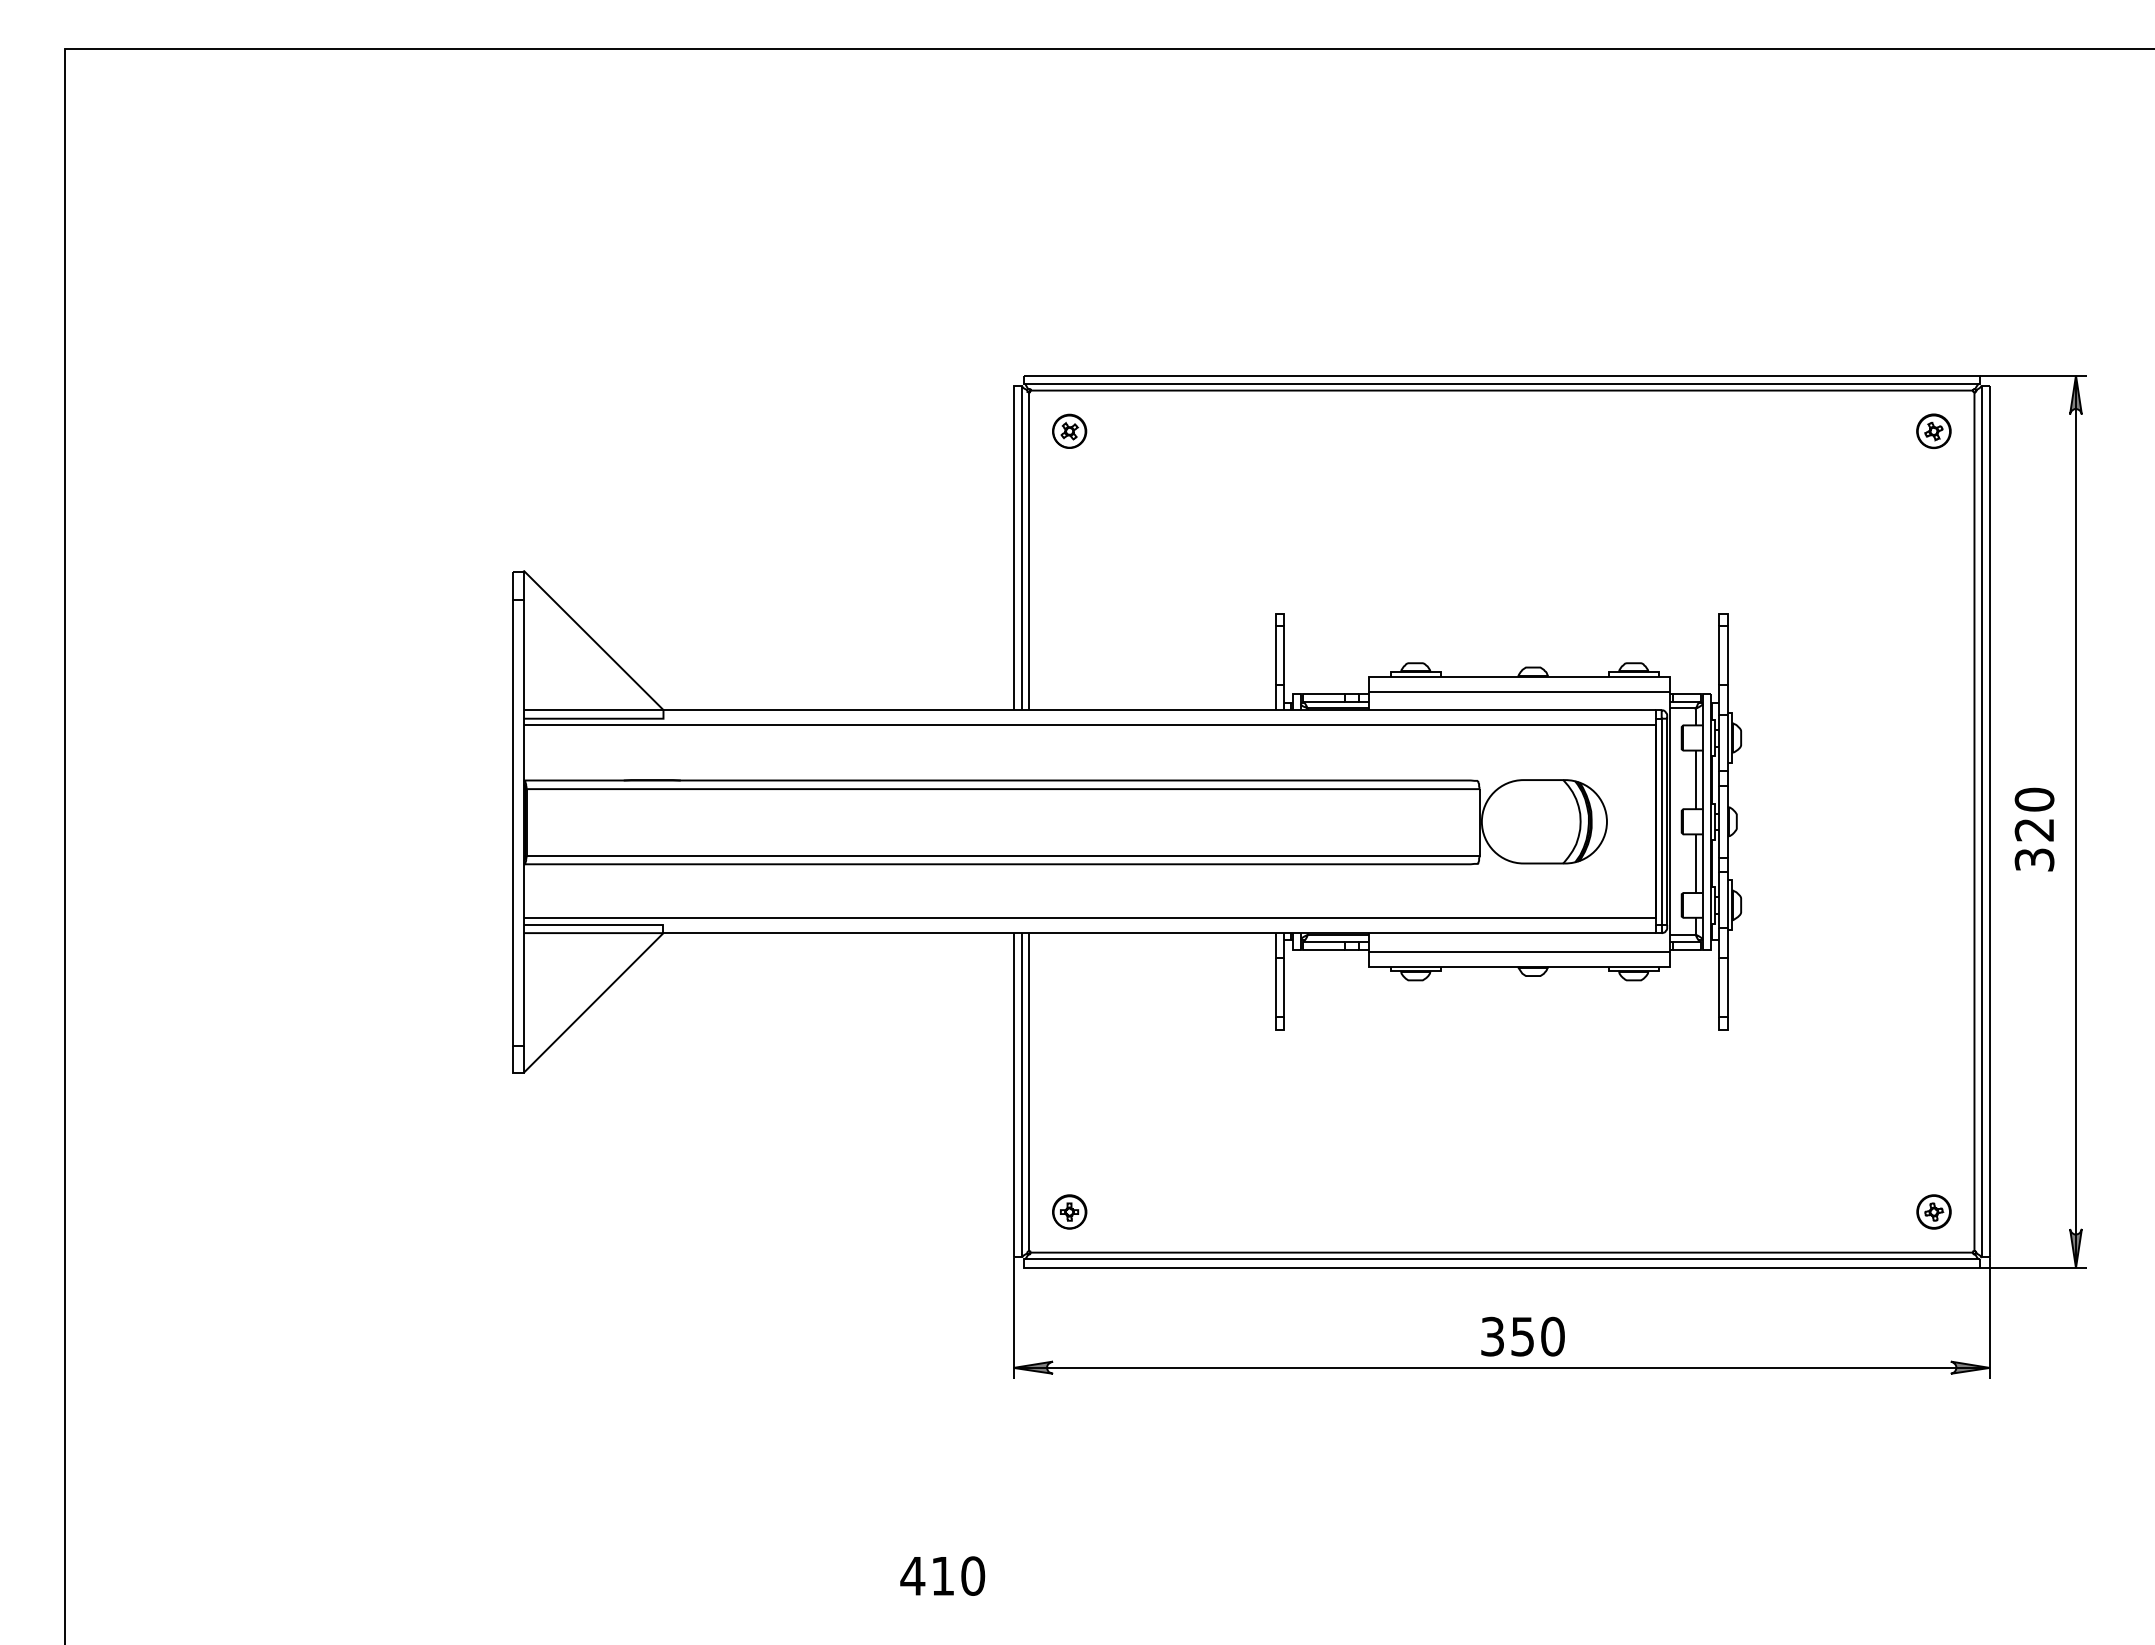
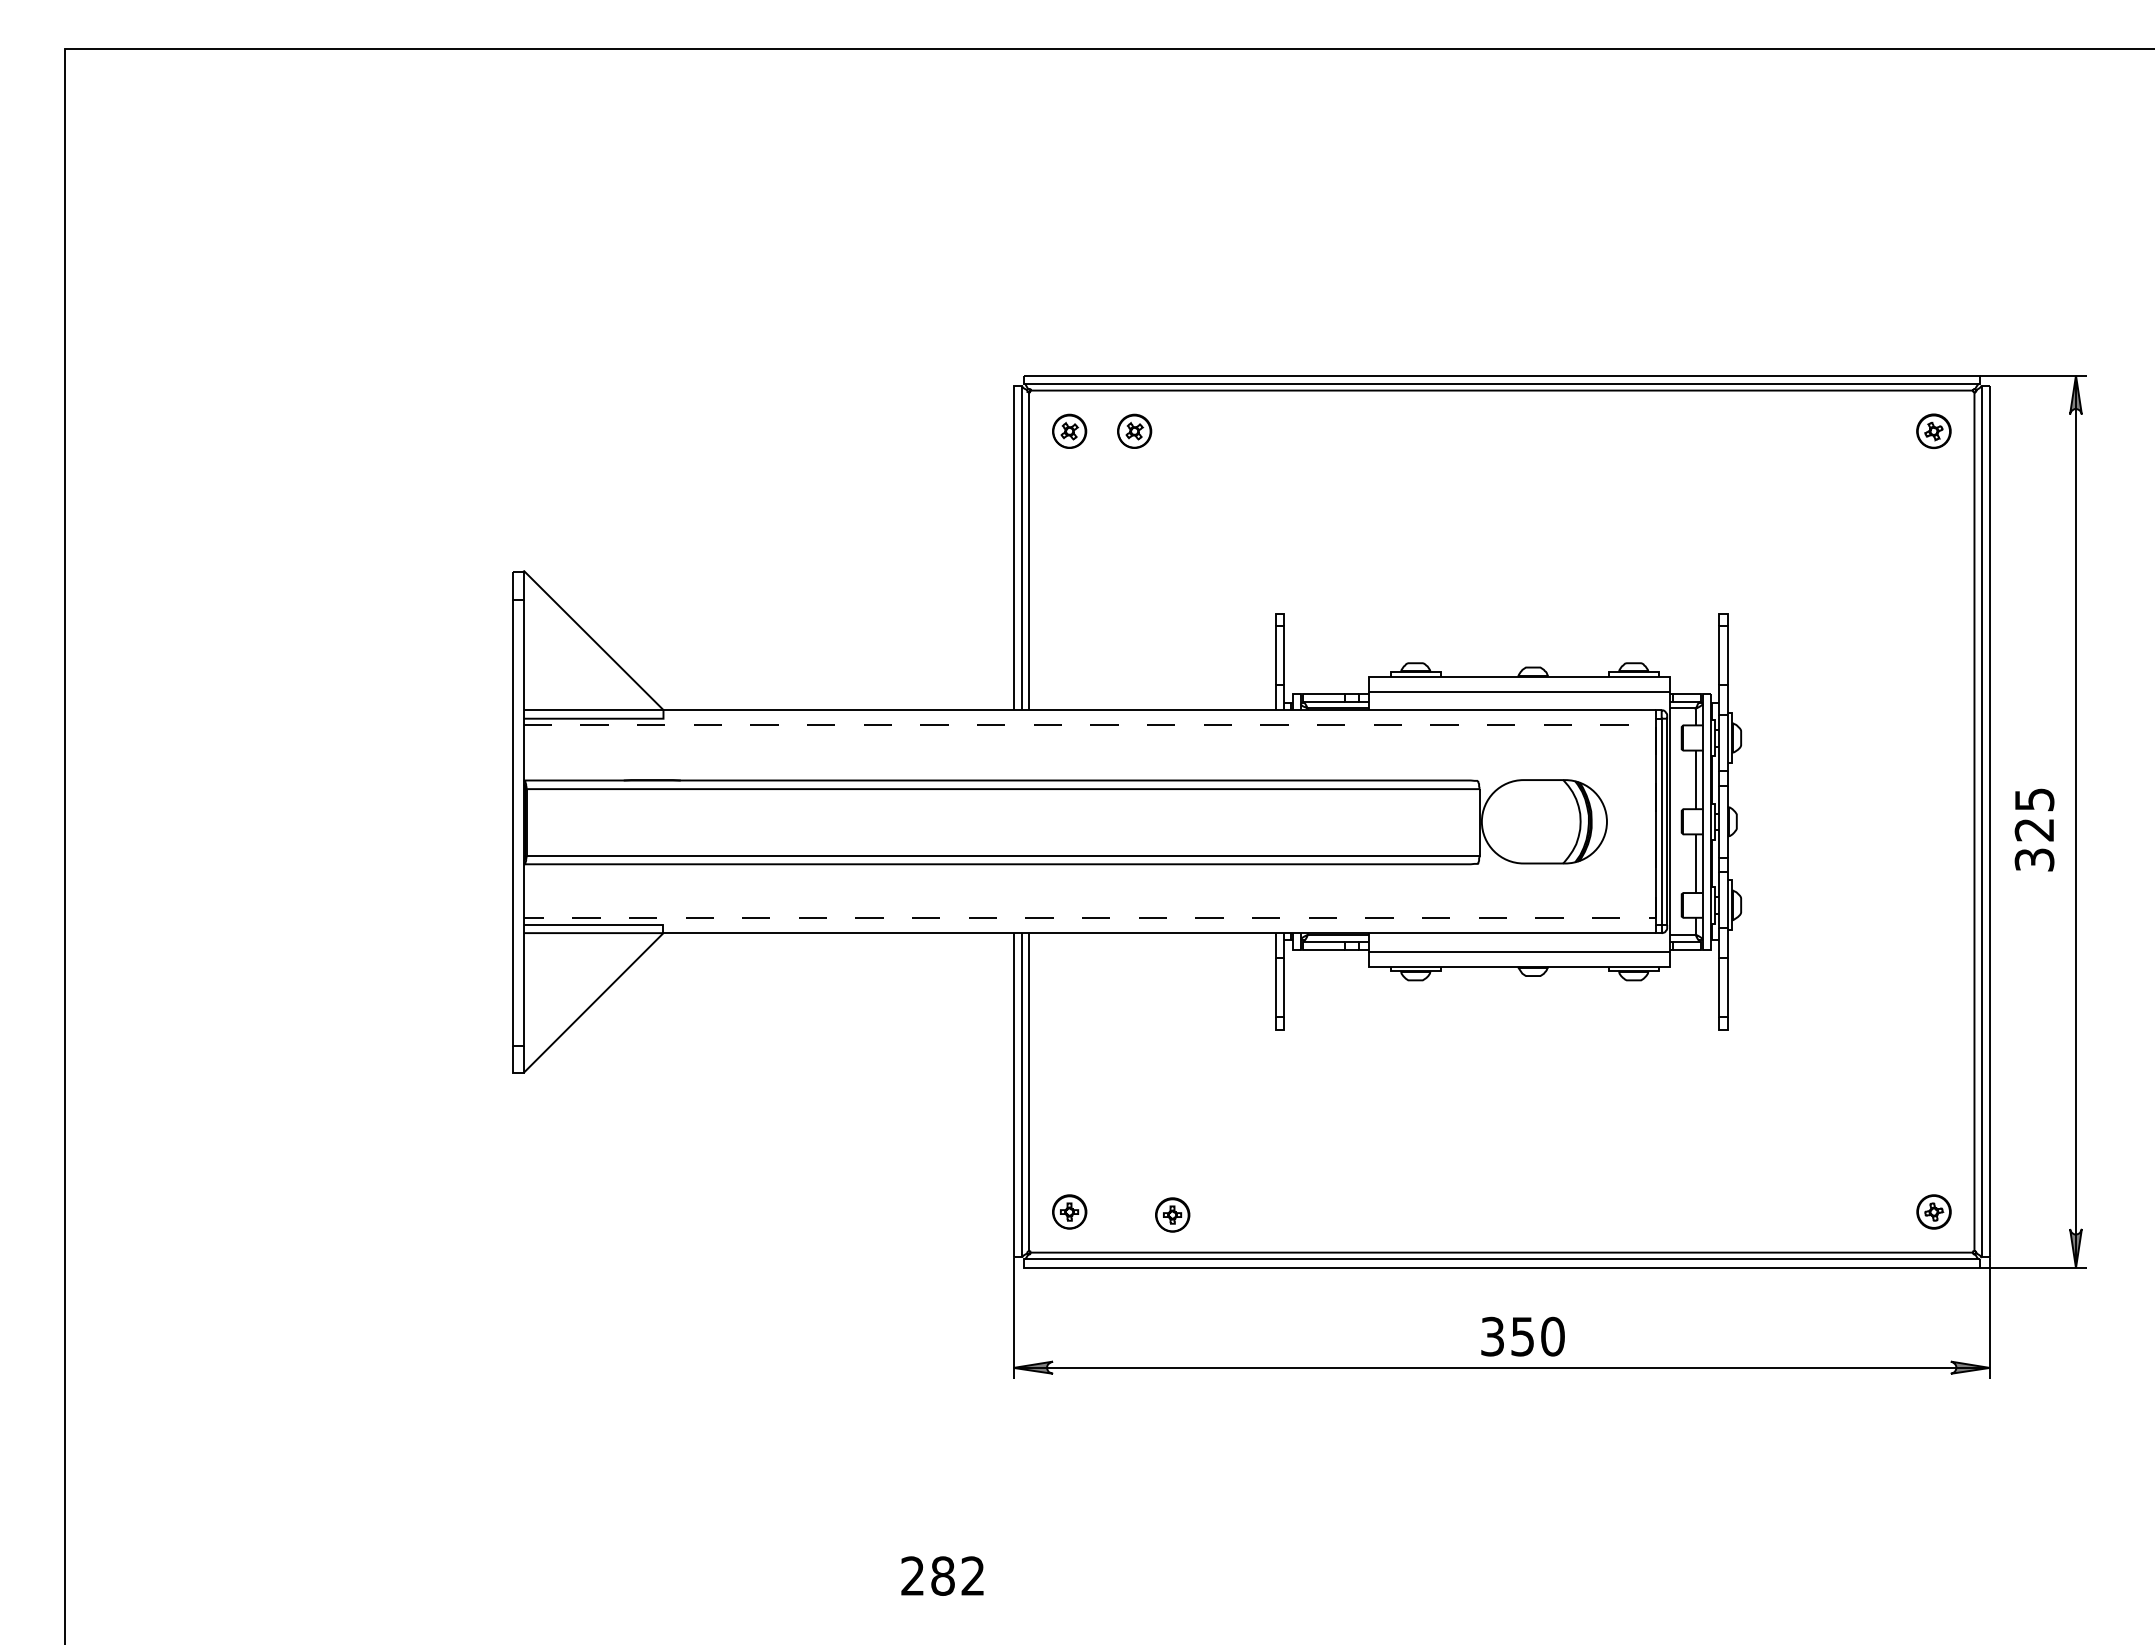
part: none -> present (1134, 430)
text: 320 -> 325 (2034, 799)
line: solid -> dashed (1655, 822)
part: none -> present (1172, 1214)
text: 410 -> 282 (942, 1575)
